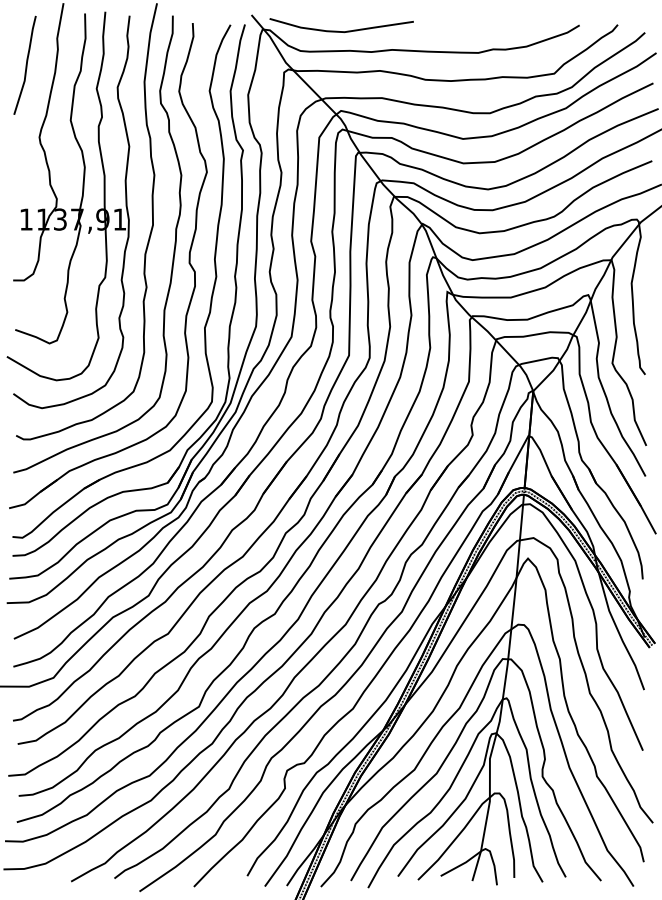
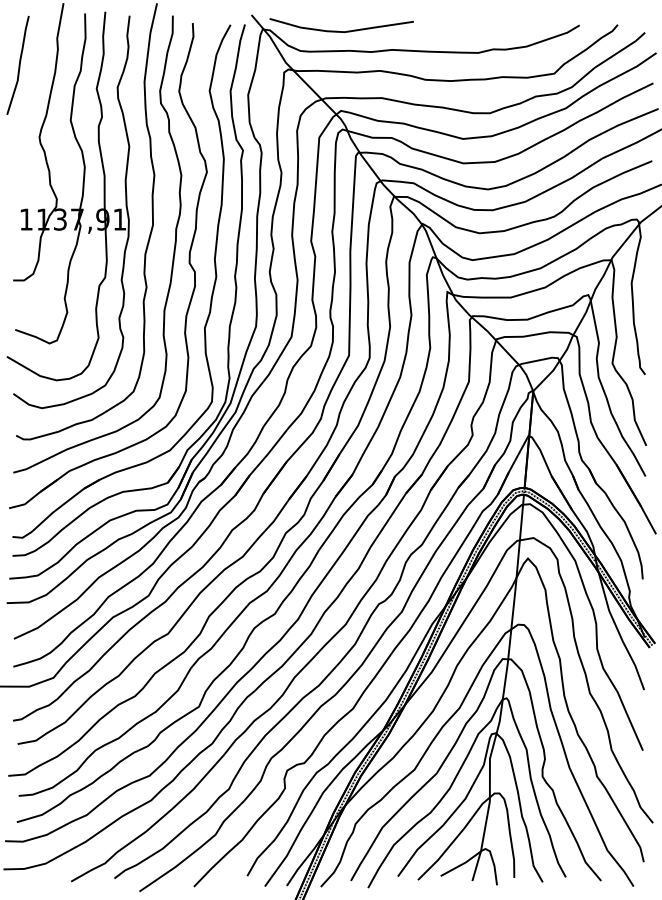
curve position: (25, 64) -> (18, 64) (18, 64)
